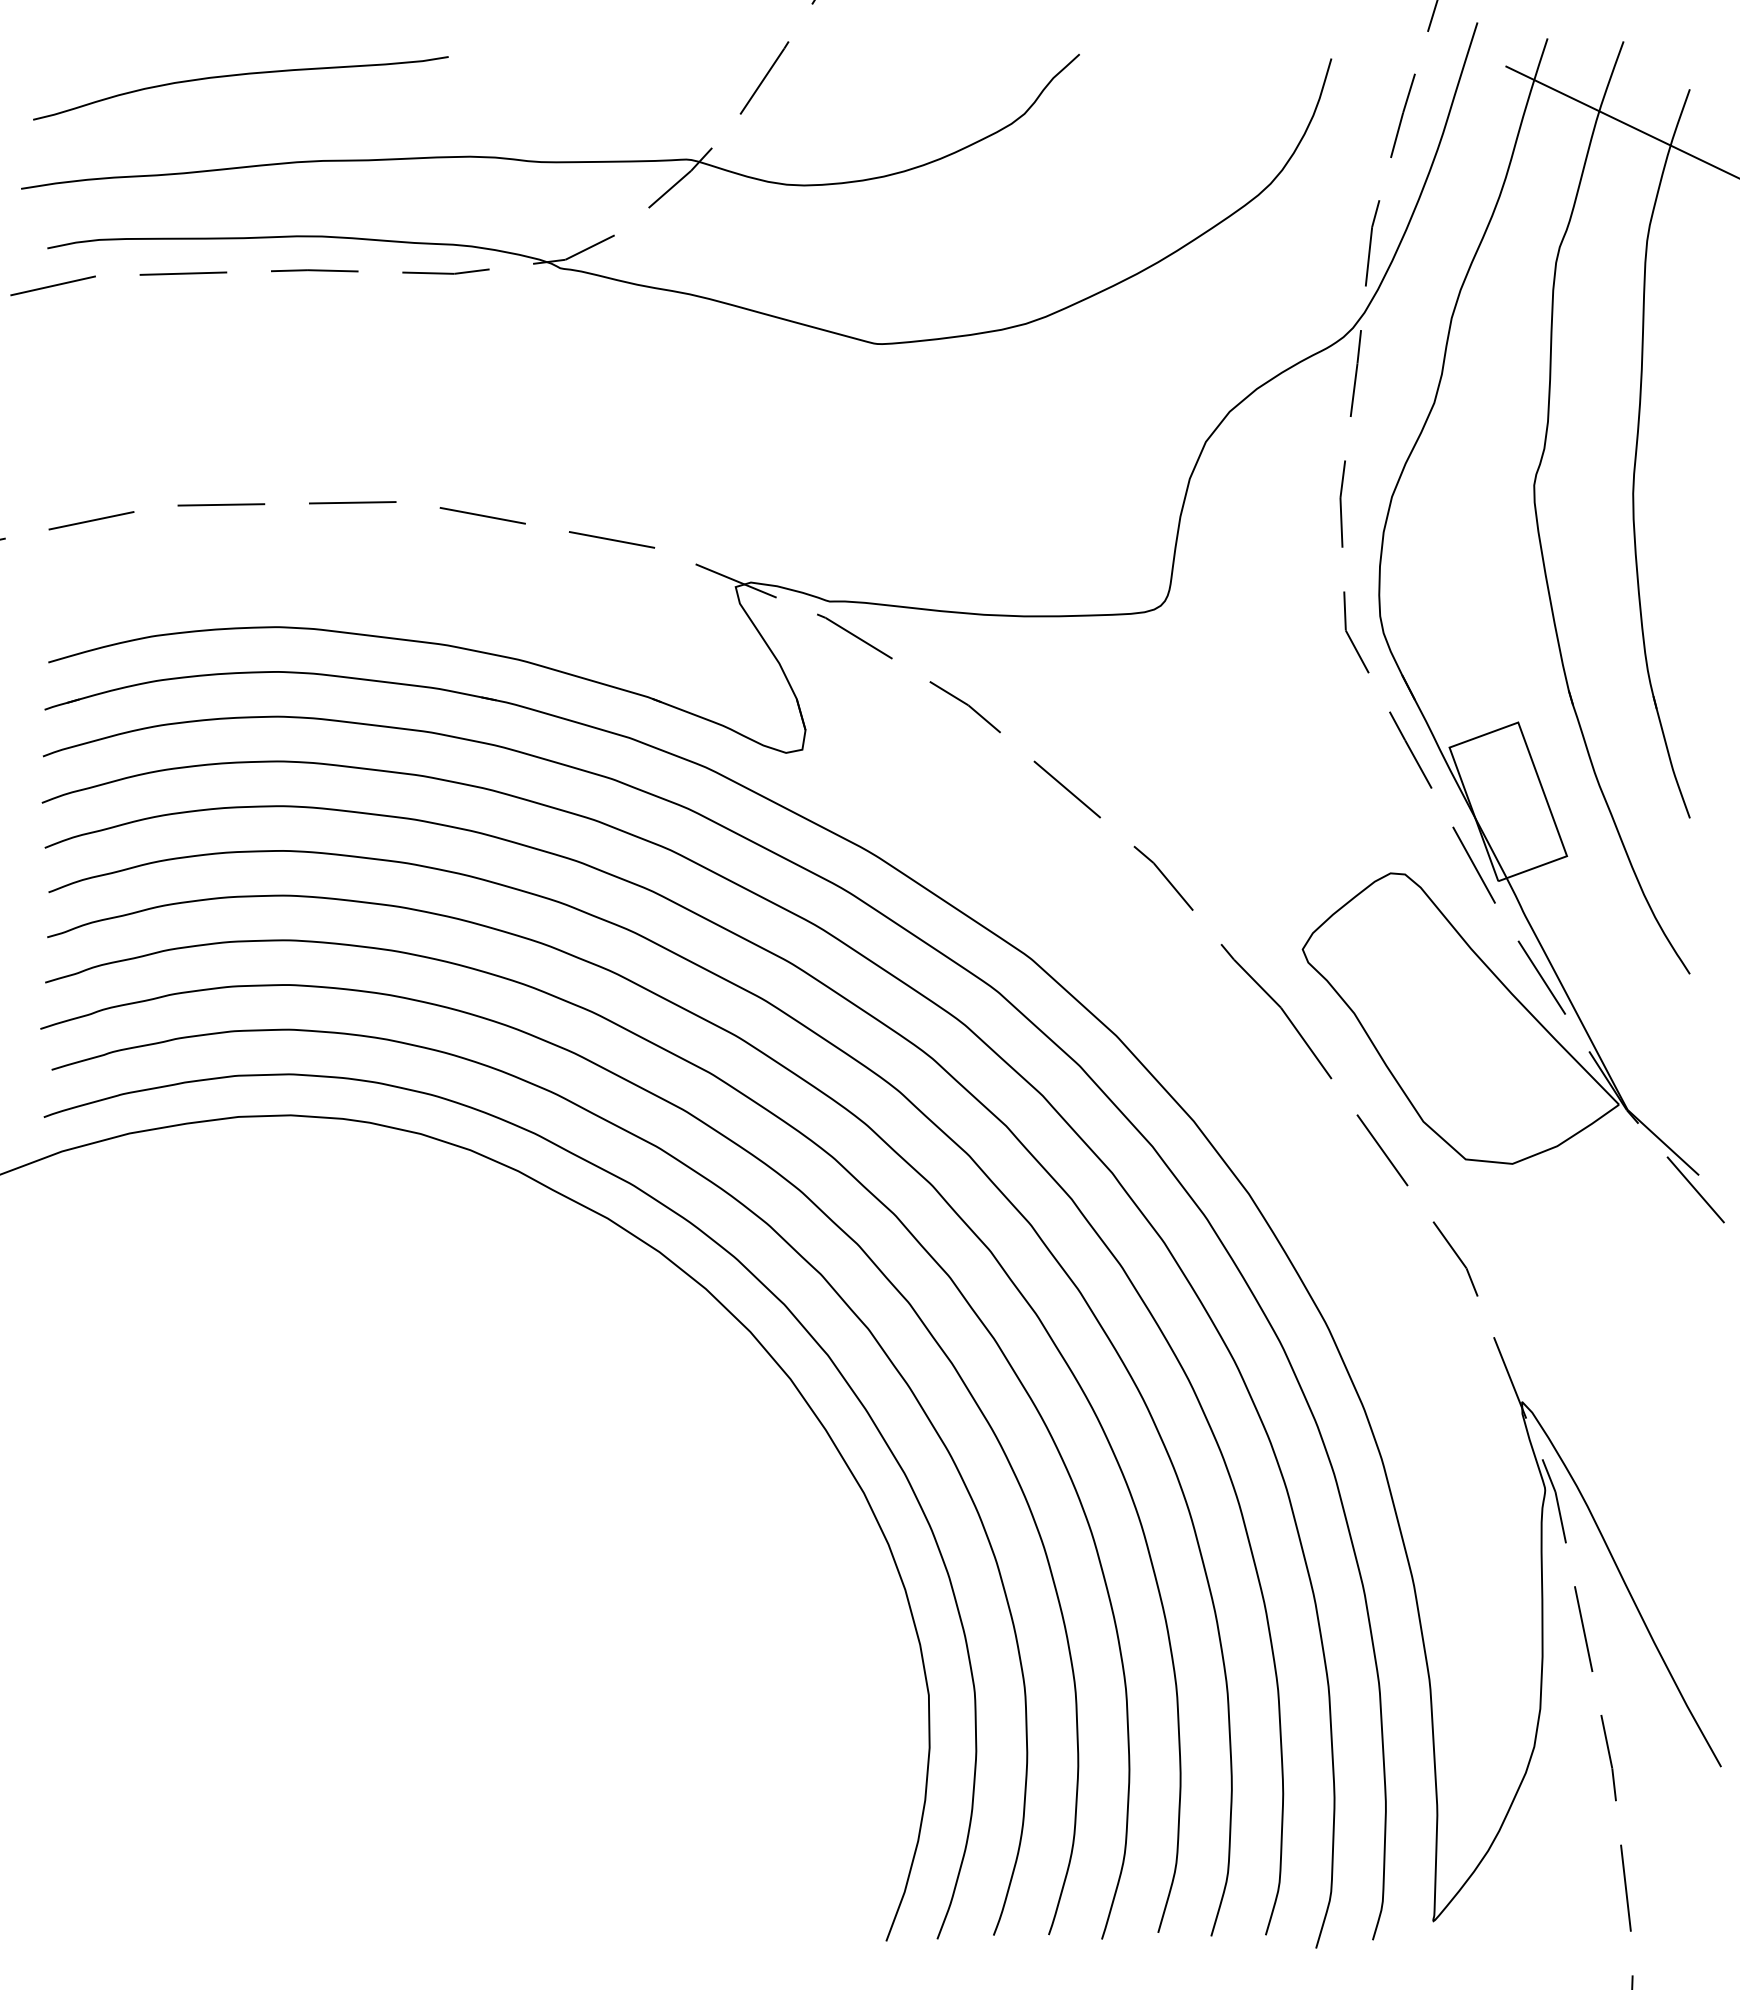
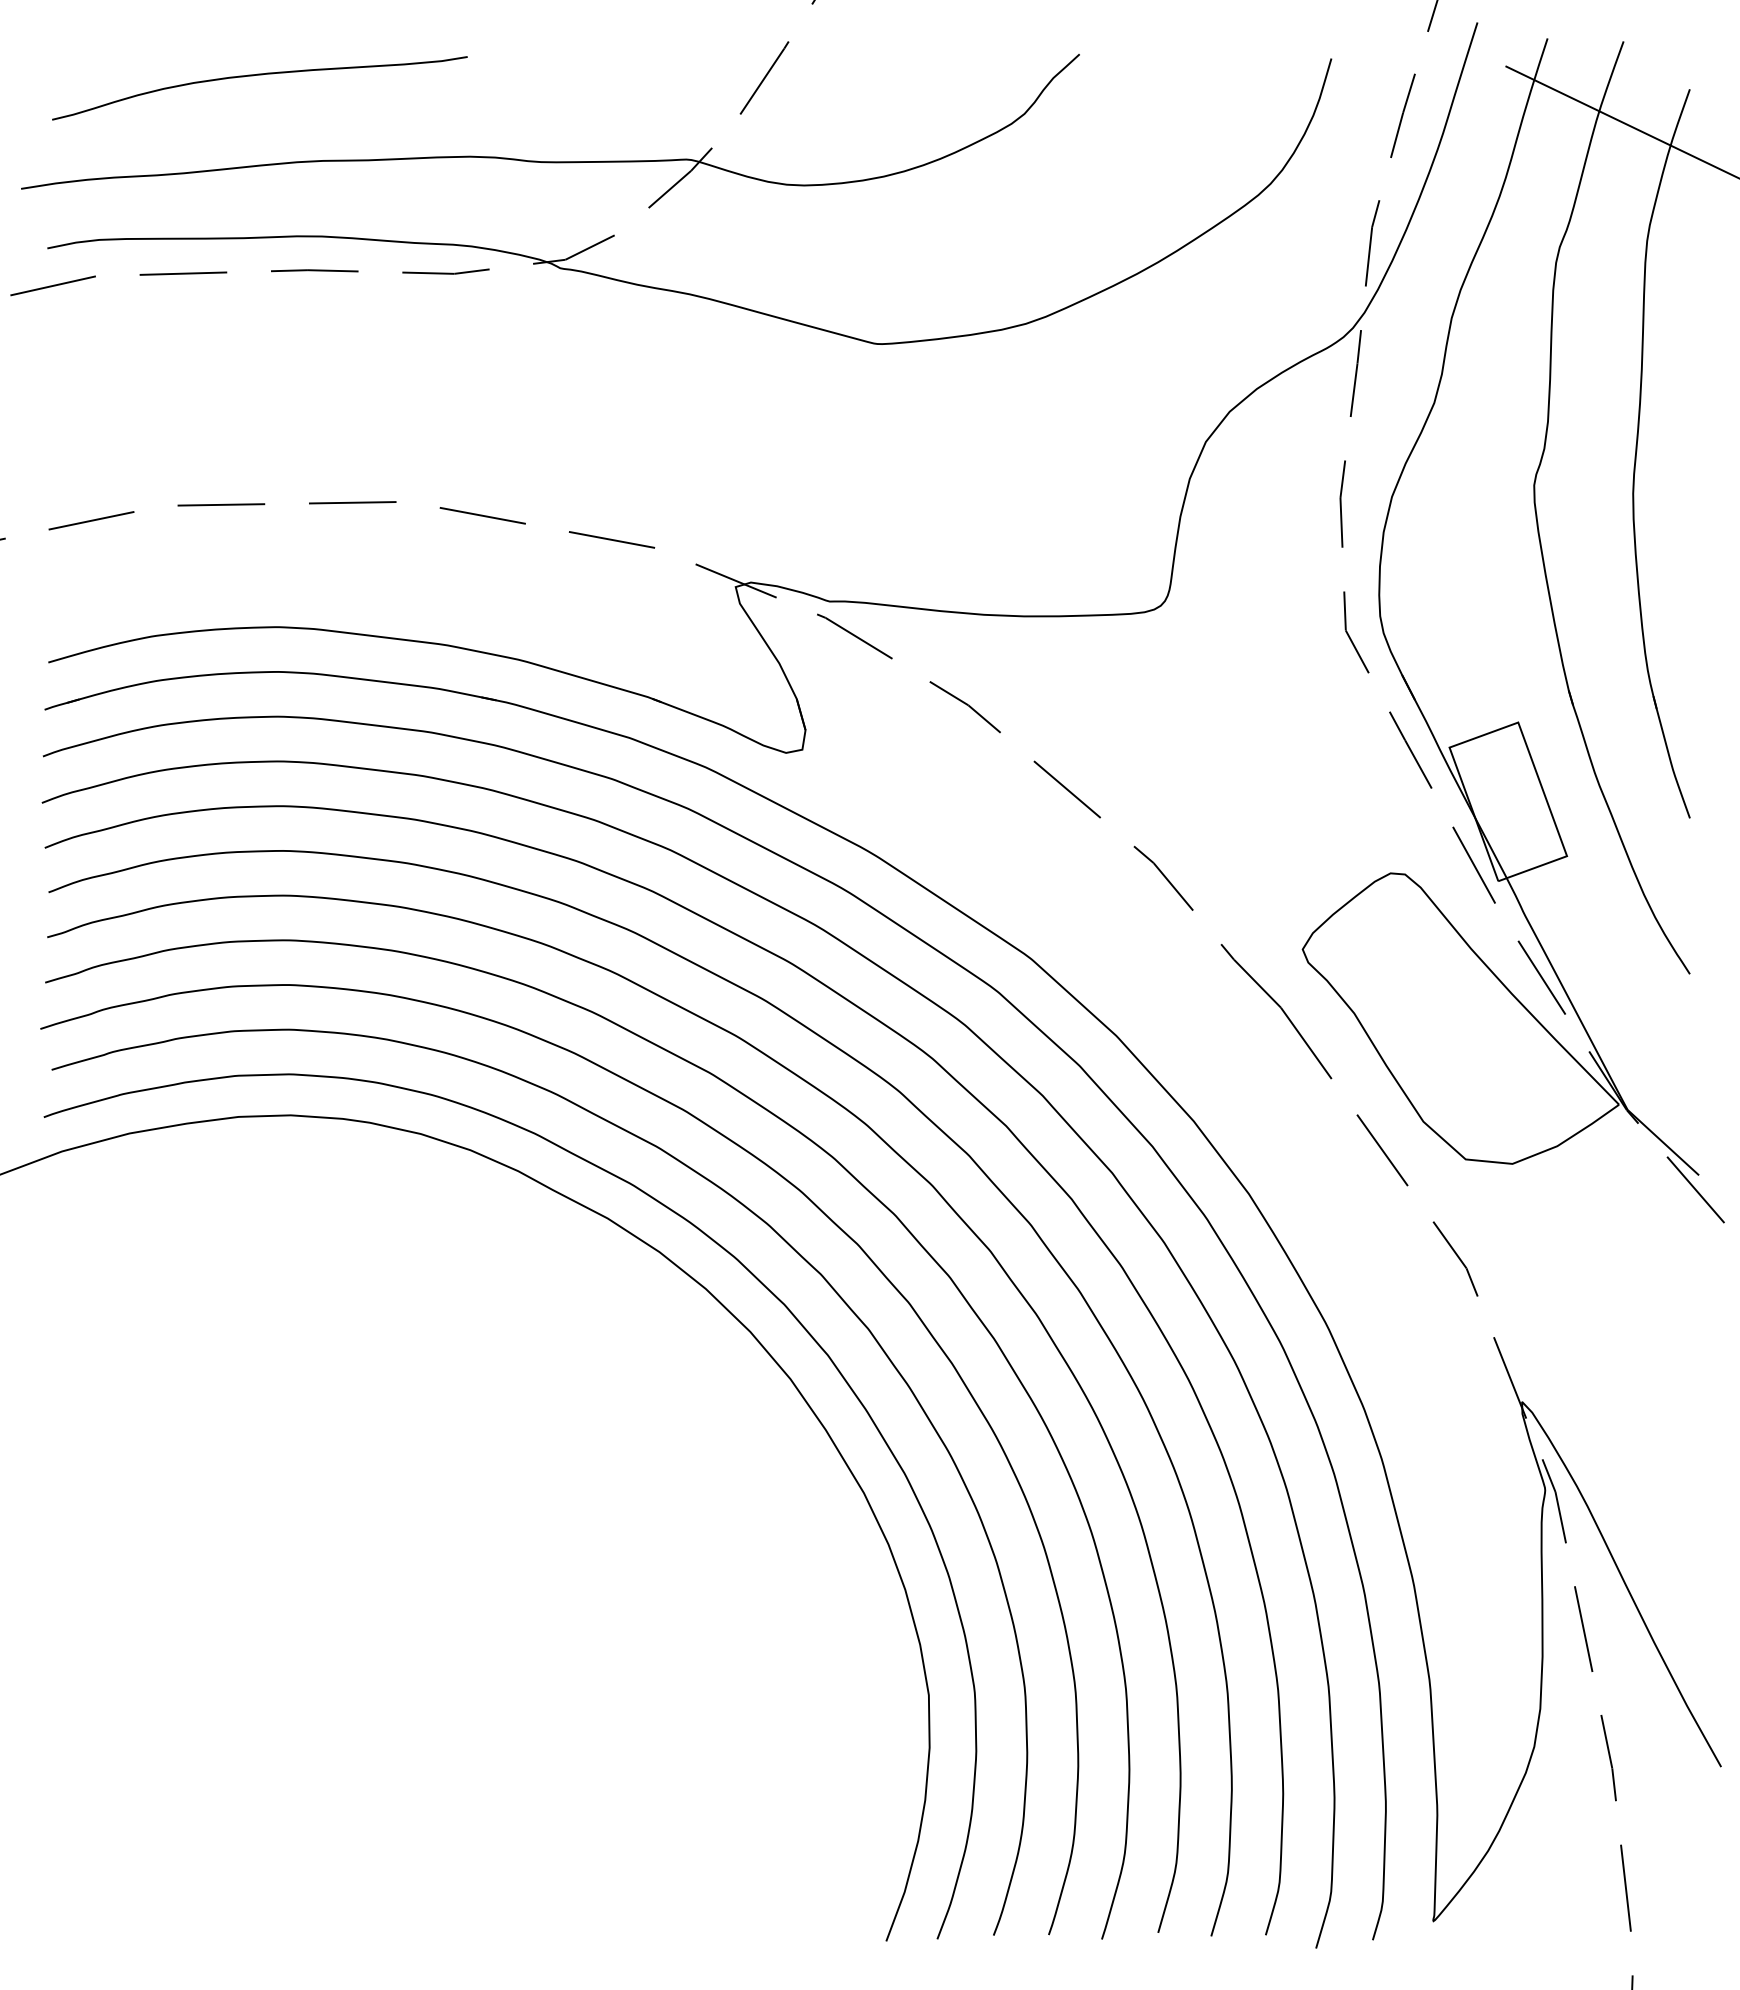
curve position: (240, 75) -> (259, 75) (259, 75)
